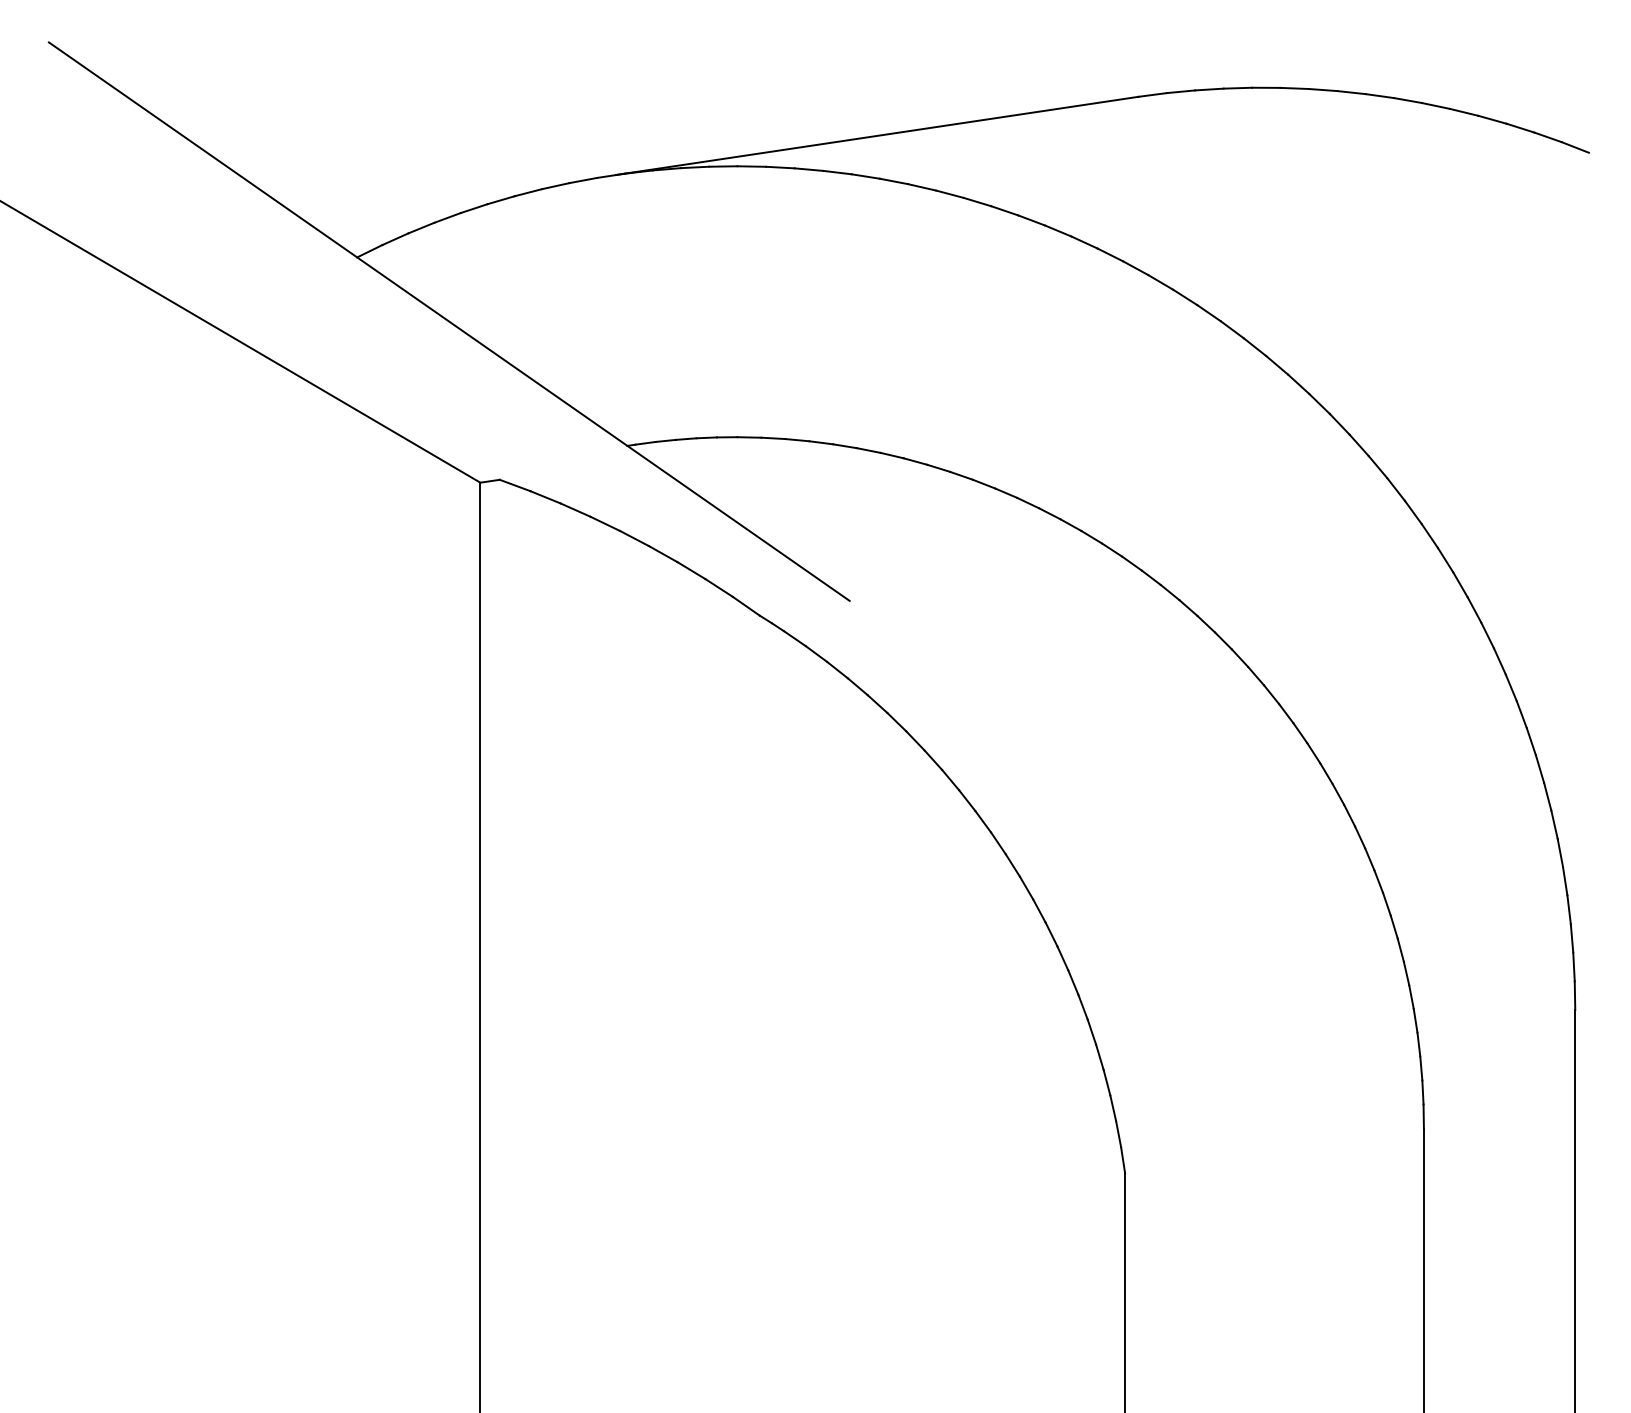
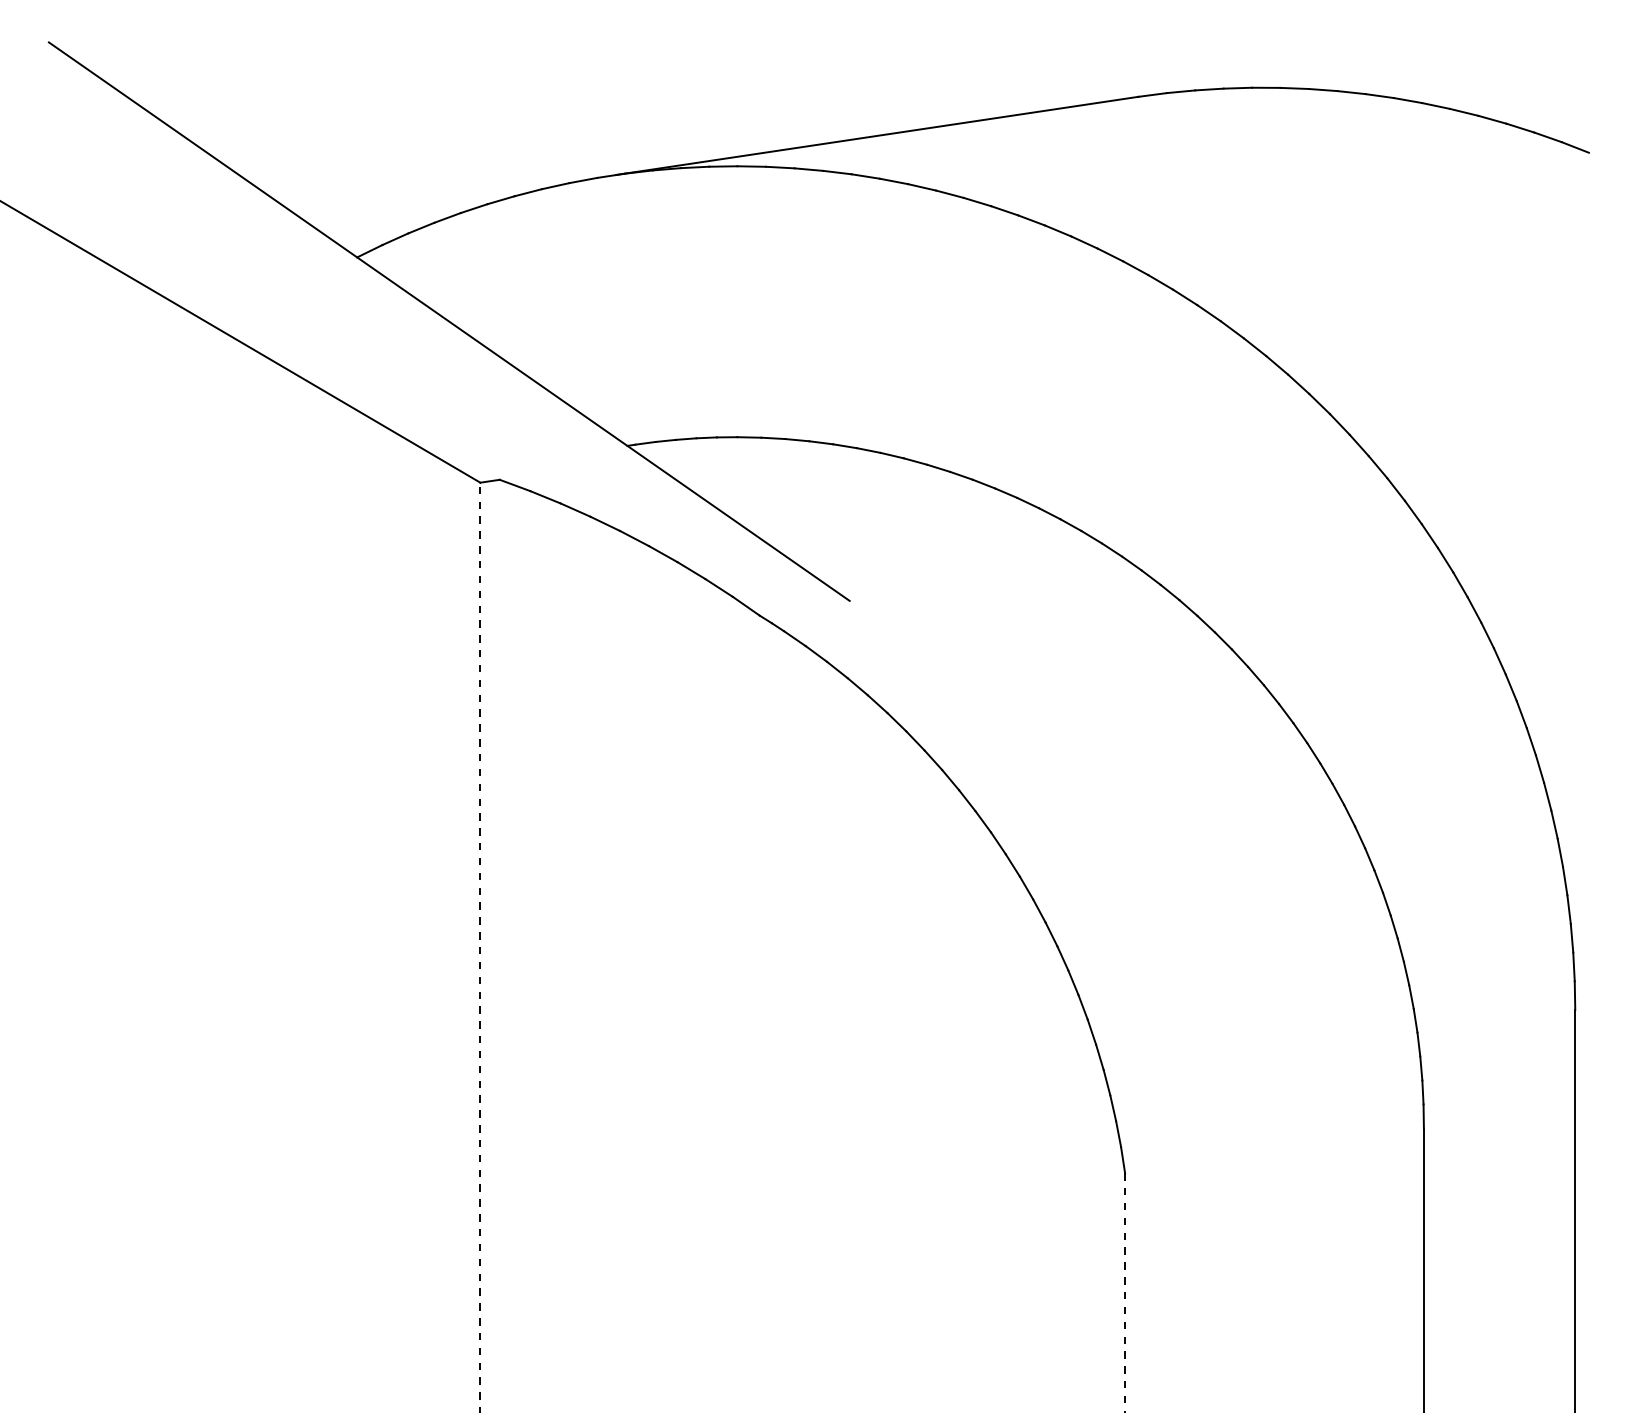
line: solid -> dashed (480, 947)
line: solid -> dashed (1125, 1293)
